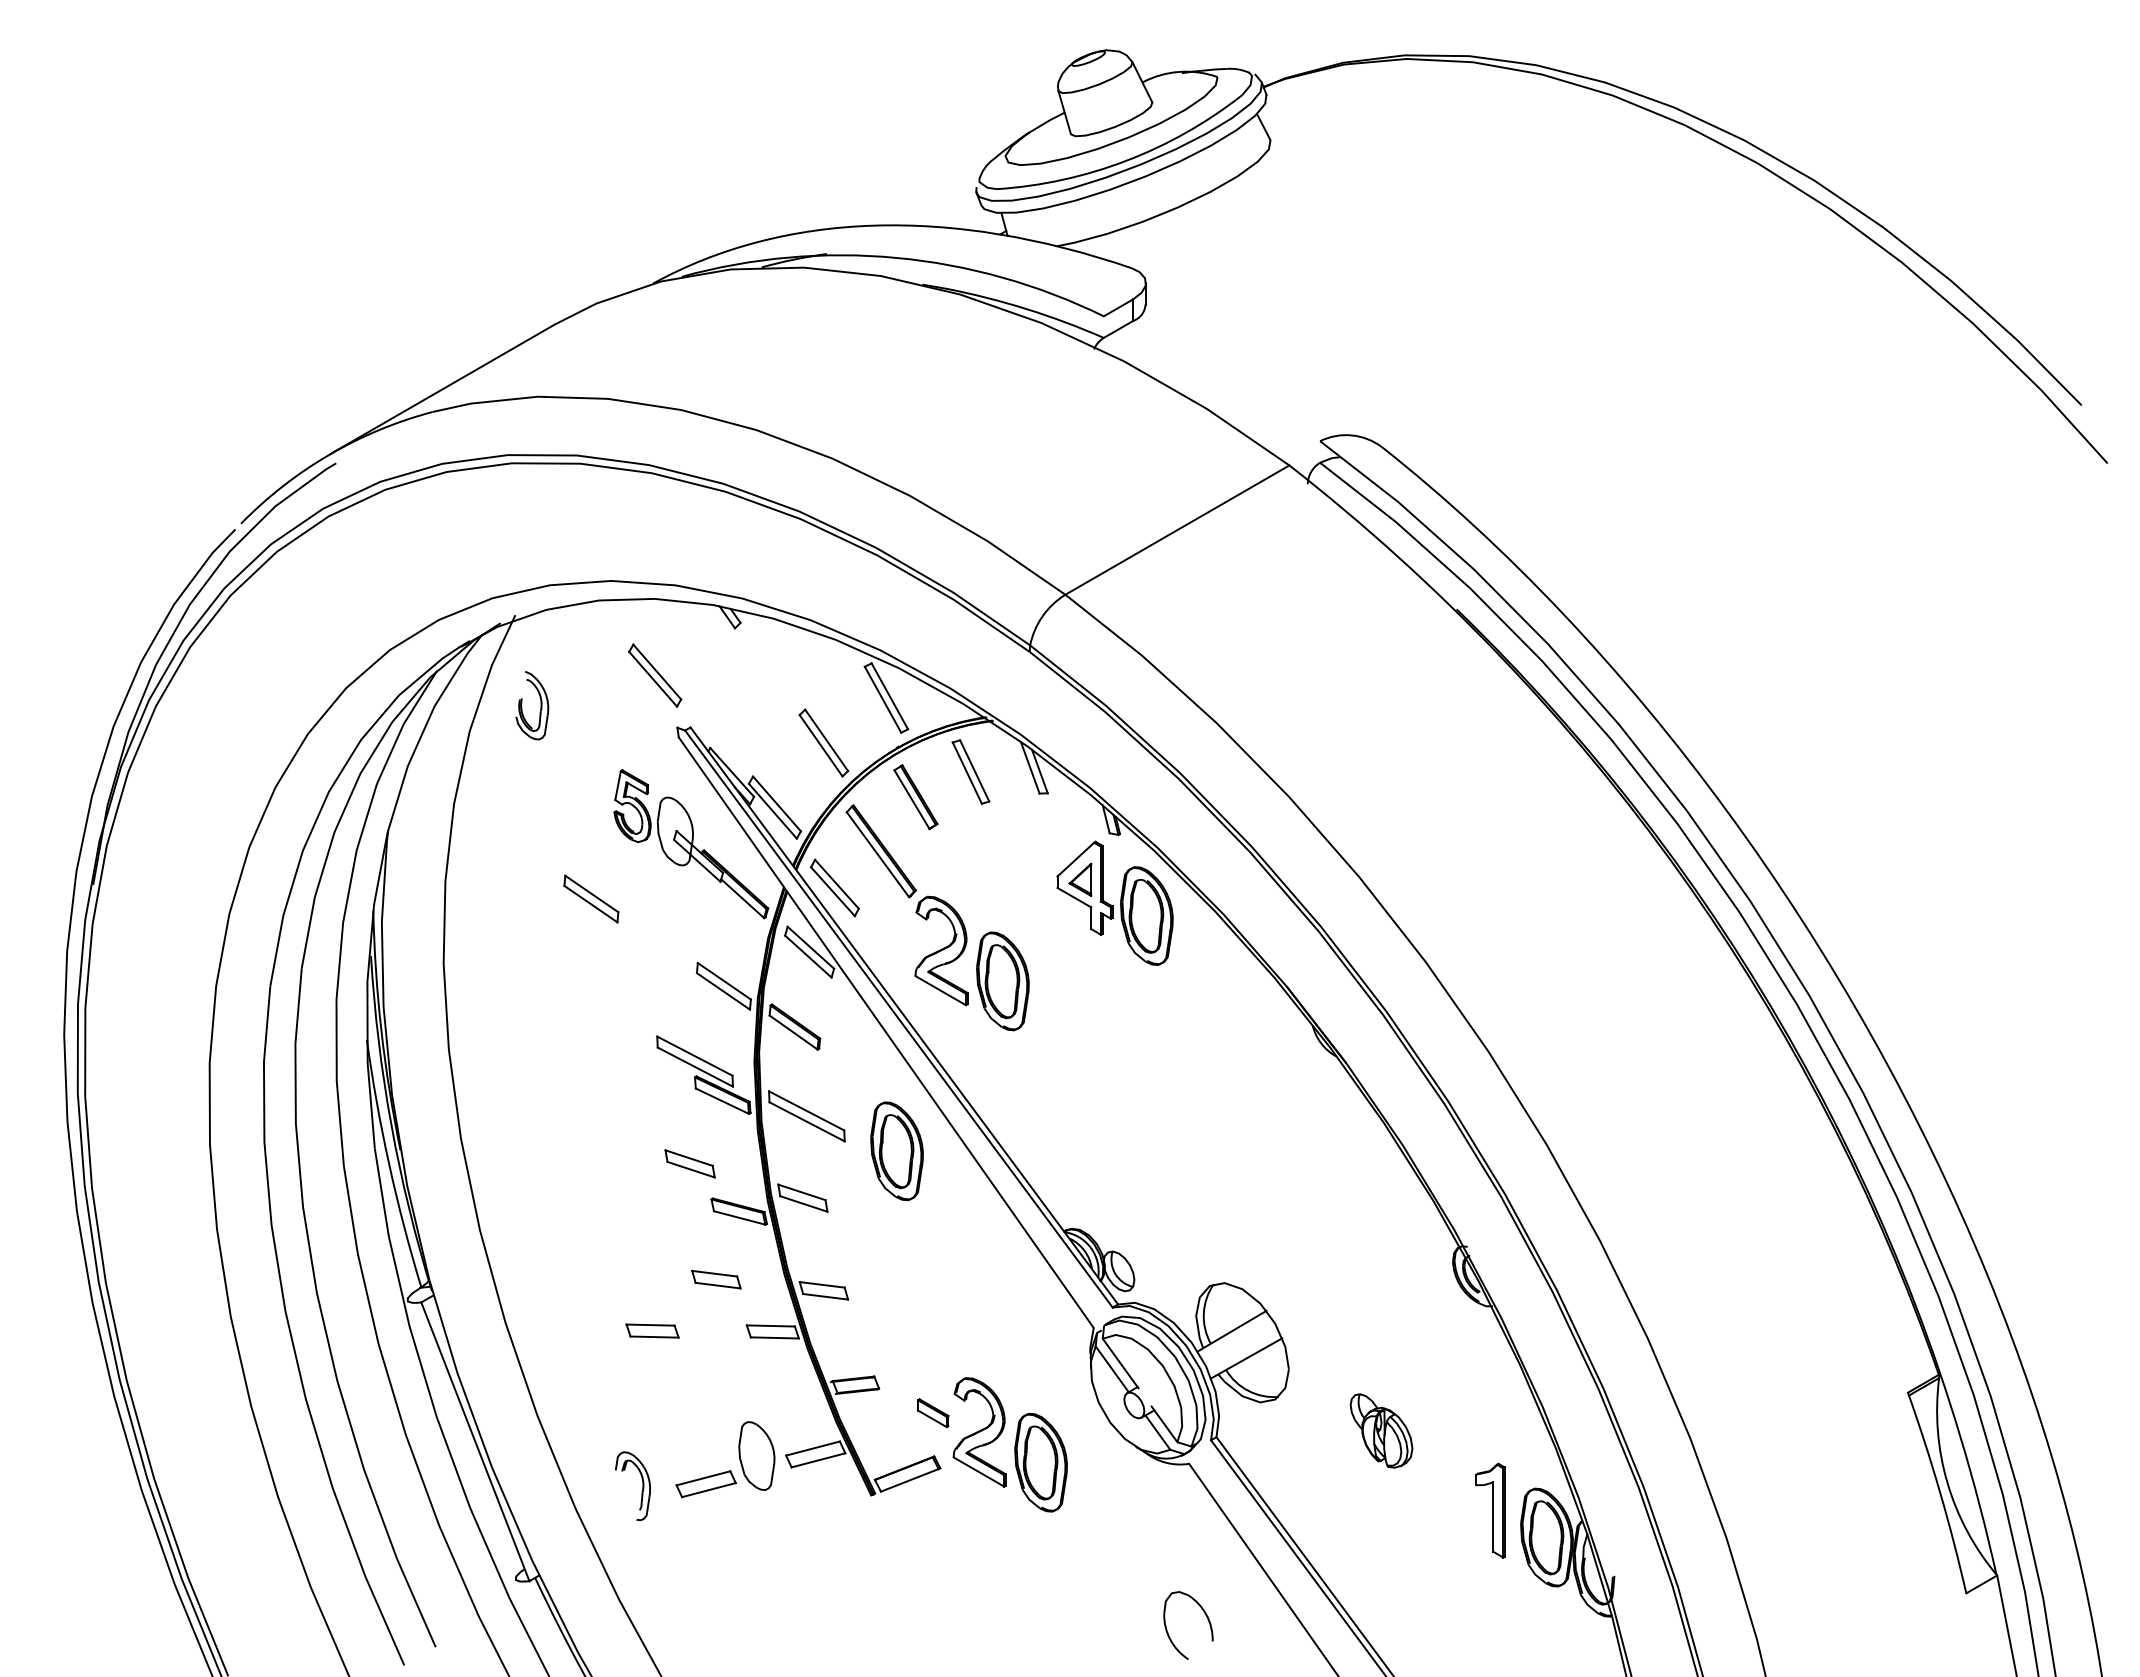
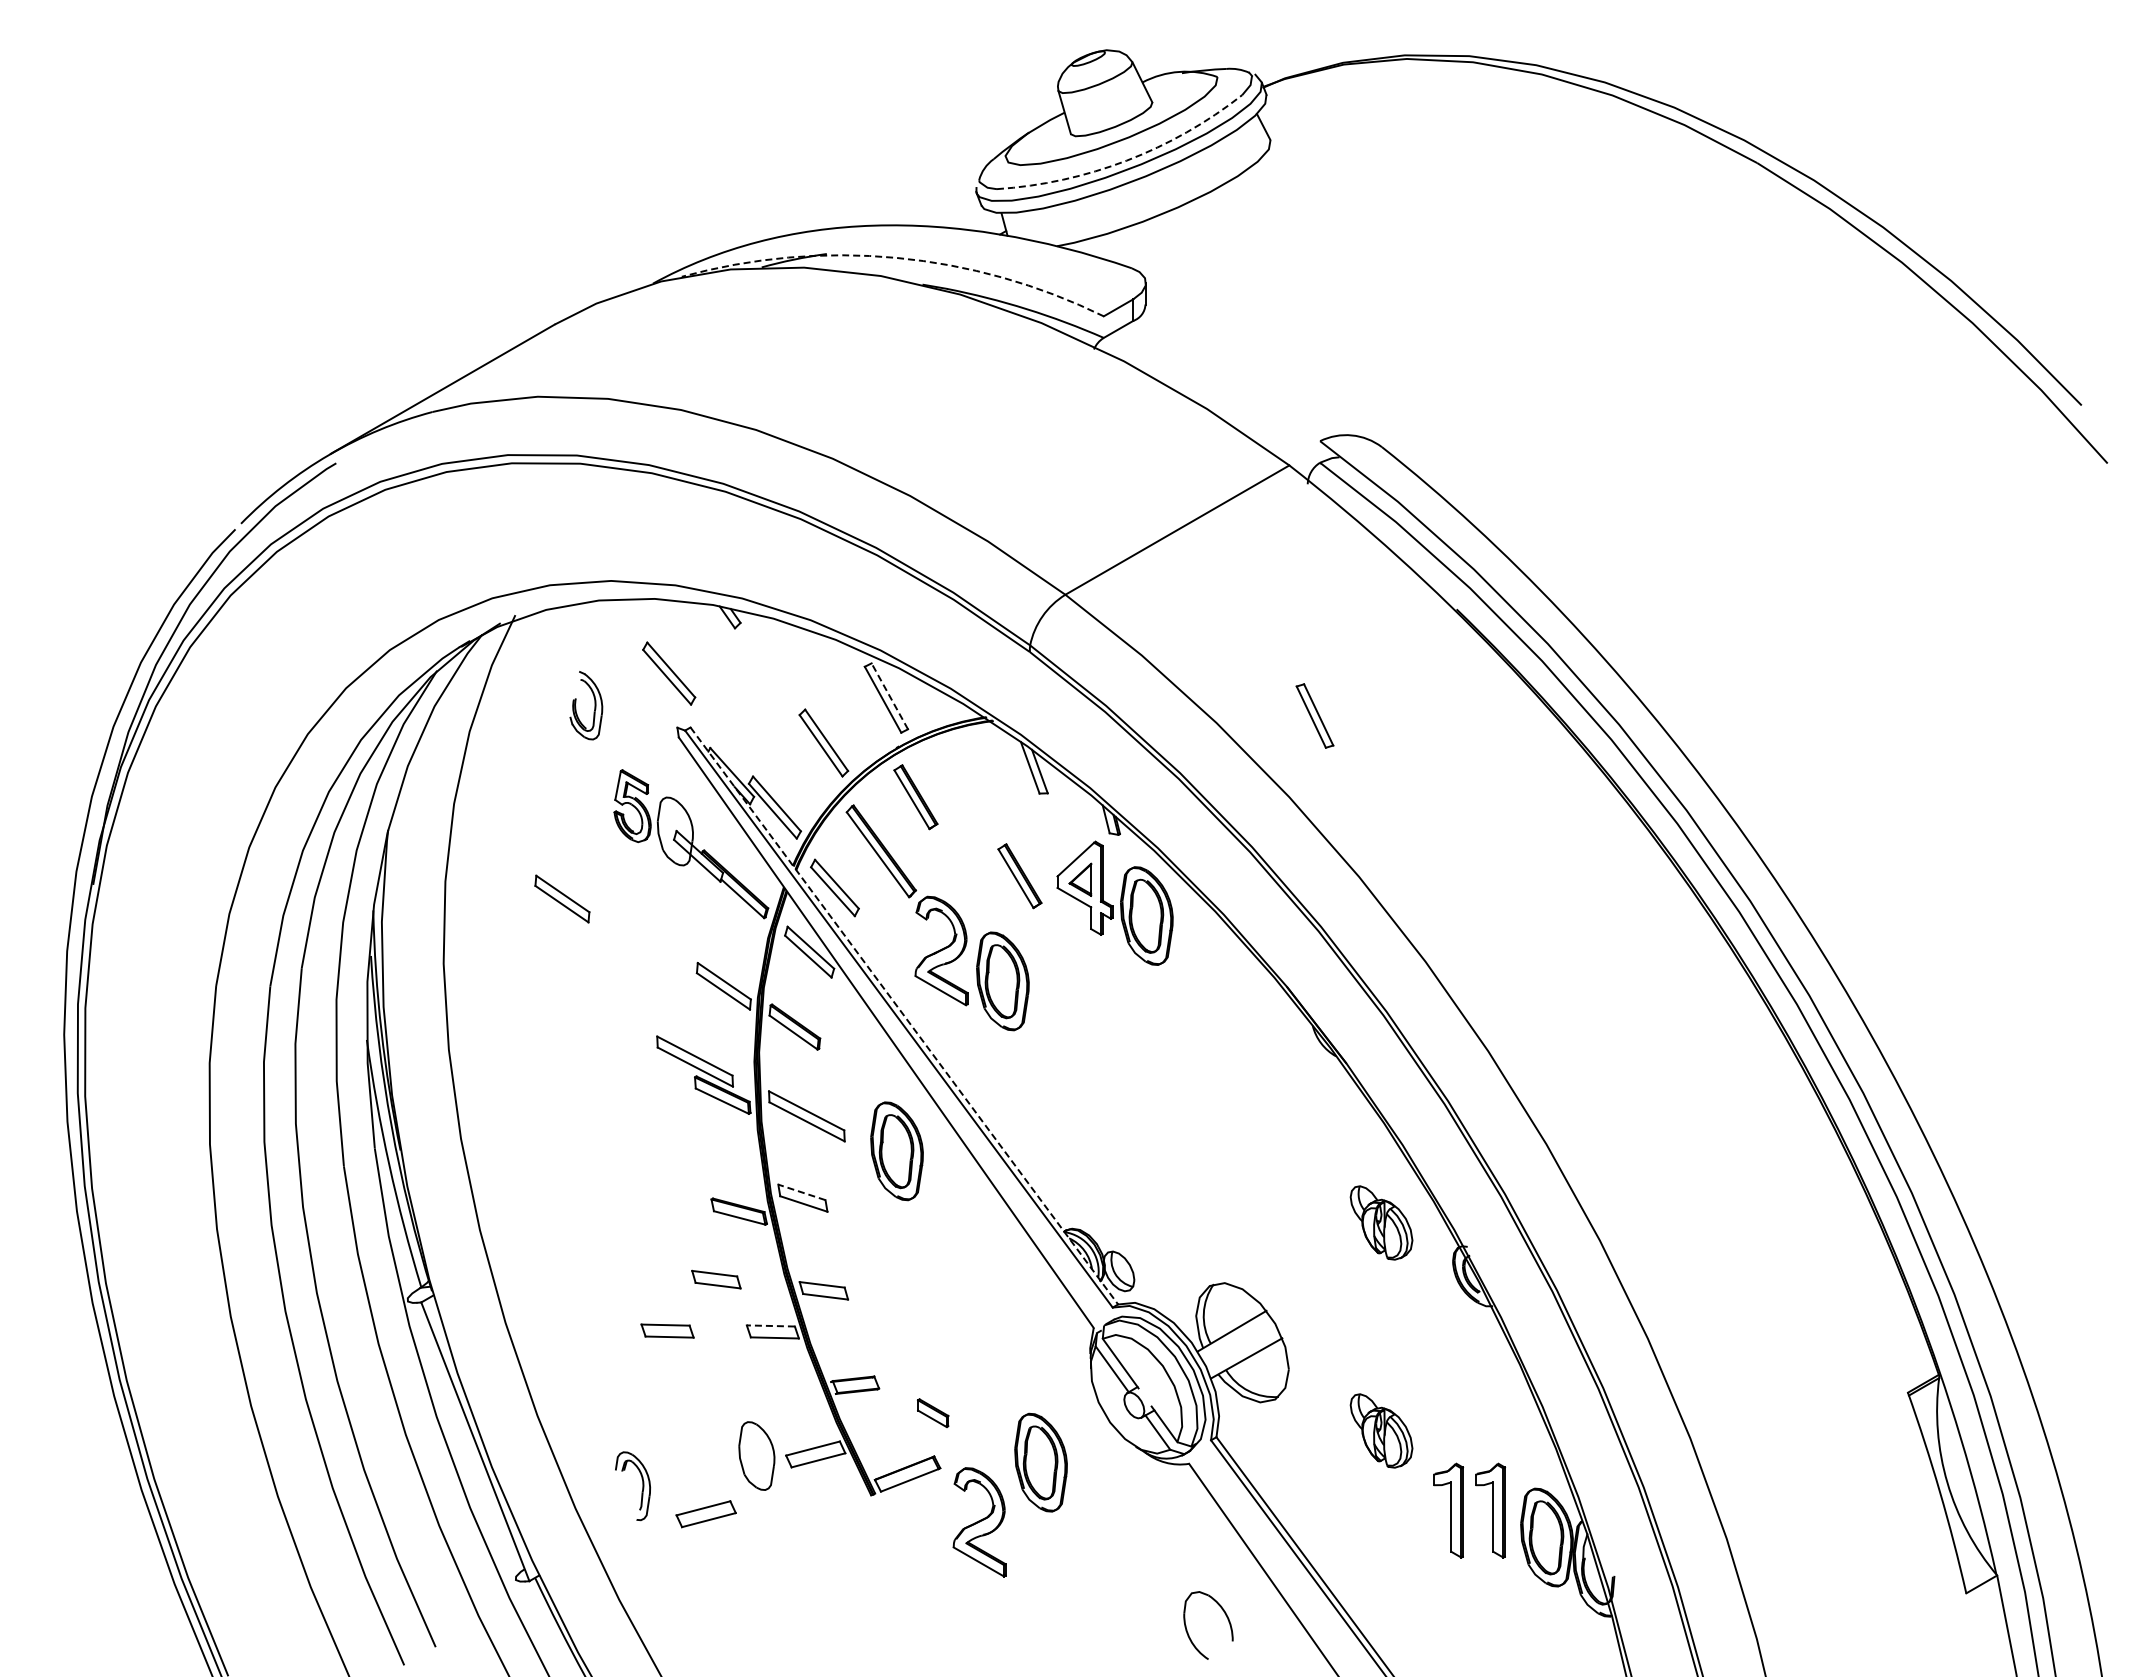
arc: solid -> dashed (1126, 160)
arc: solid -> dashed (896, 257)
part position: (655, 675) -> (669, 673) (669, 673)
line: solid -> dashed (889, 696)
part position: (540, 705) -> (594, 705) (594, 705)
part position: (970, 771) -> (1314, 715) (1314, 715)
part: none -> present (1019, 876)
part position: (591, 898) -> (562, 898) (562, 898)
line: solid -> dashed (904, 1016)
part: present -> none (689, 1163)
line: solid -> dashed (801, 1192)
part: none -> present (1381, 1222)
line: solid -> dashed (770, 1325)
part position: (652, 1330) -> (667, 1330) (667, 1330)
part position: (979, 1432) -> (979, 1522) (979, 1522)
part position: (705, 1484) -> (705, 1514) (705, 1514)
part: none -> present (1448, 1510)
part position: (1206, 1617) -> (1226, 1617) (1226, 1617)
